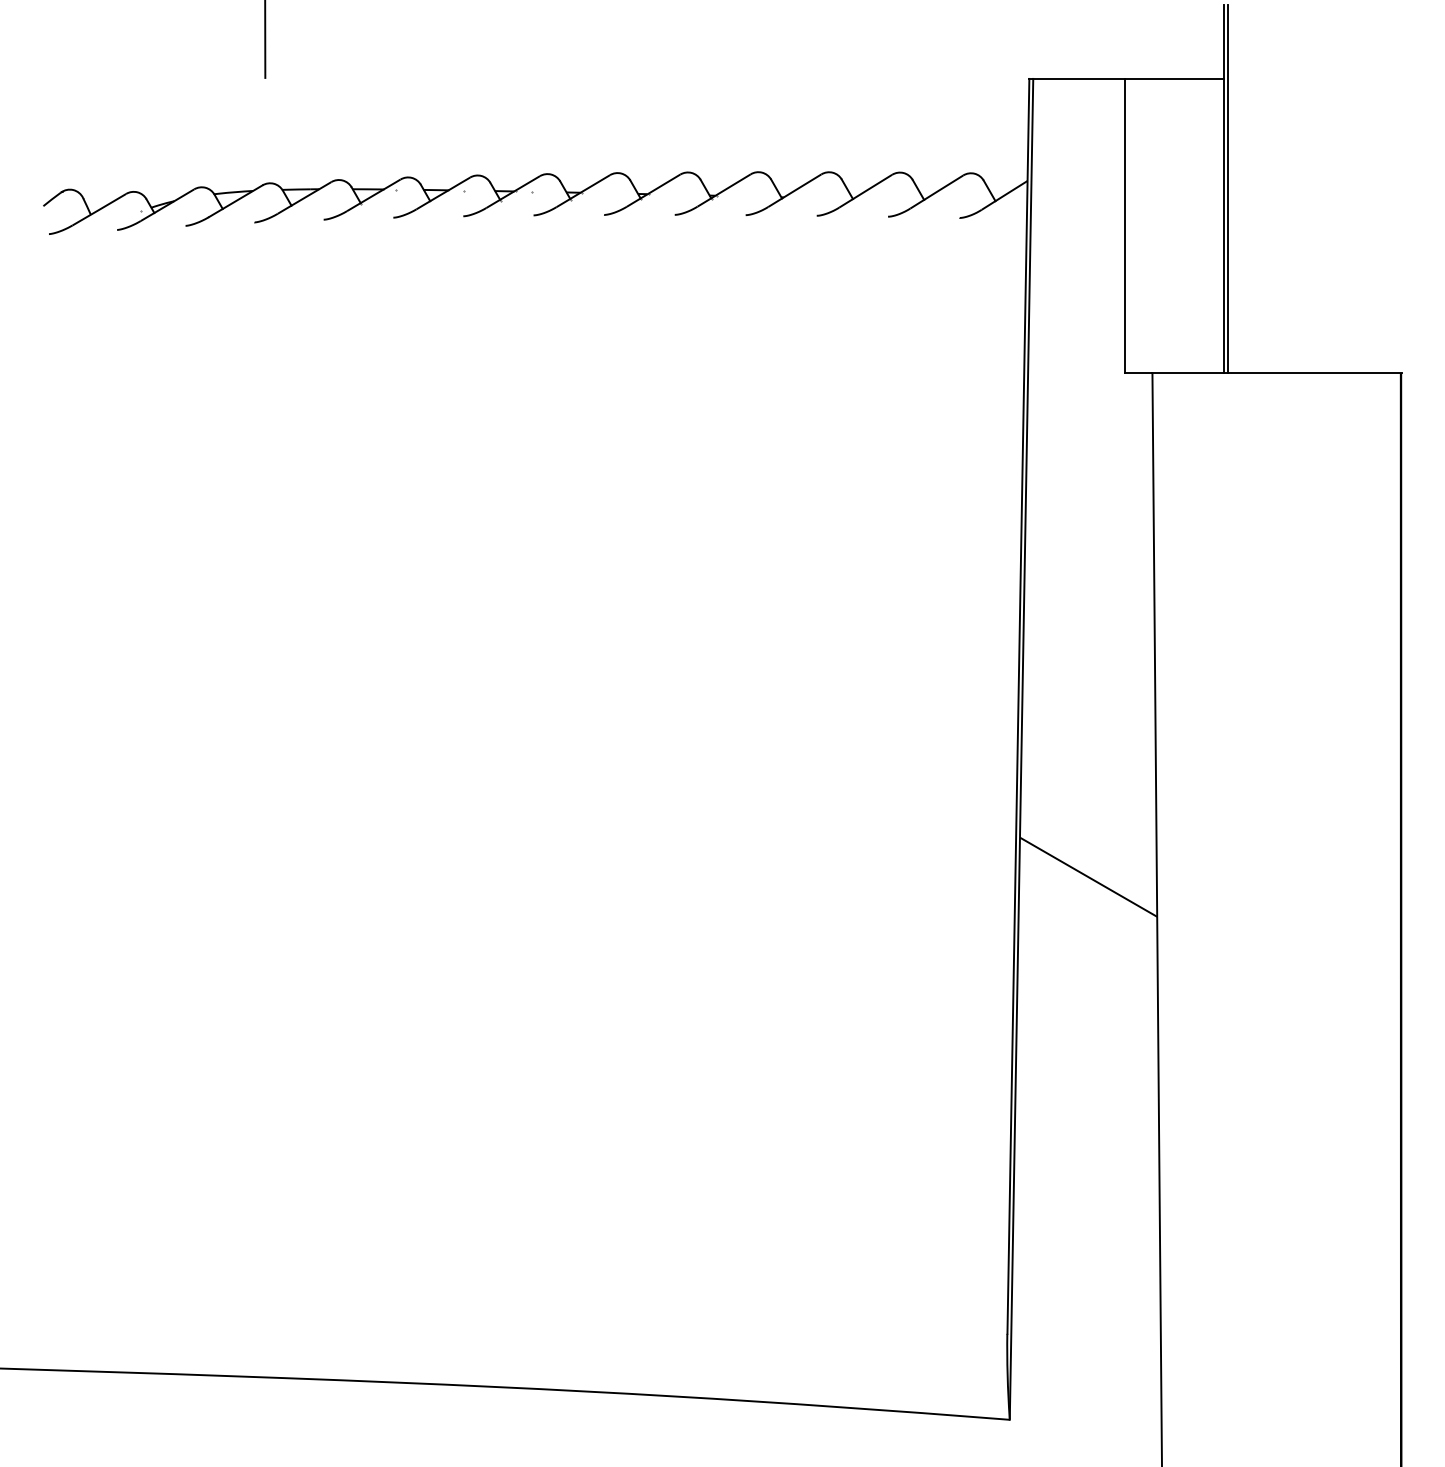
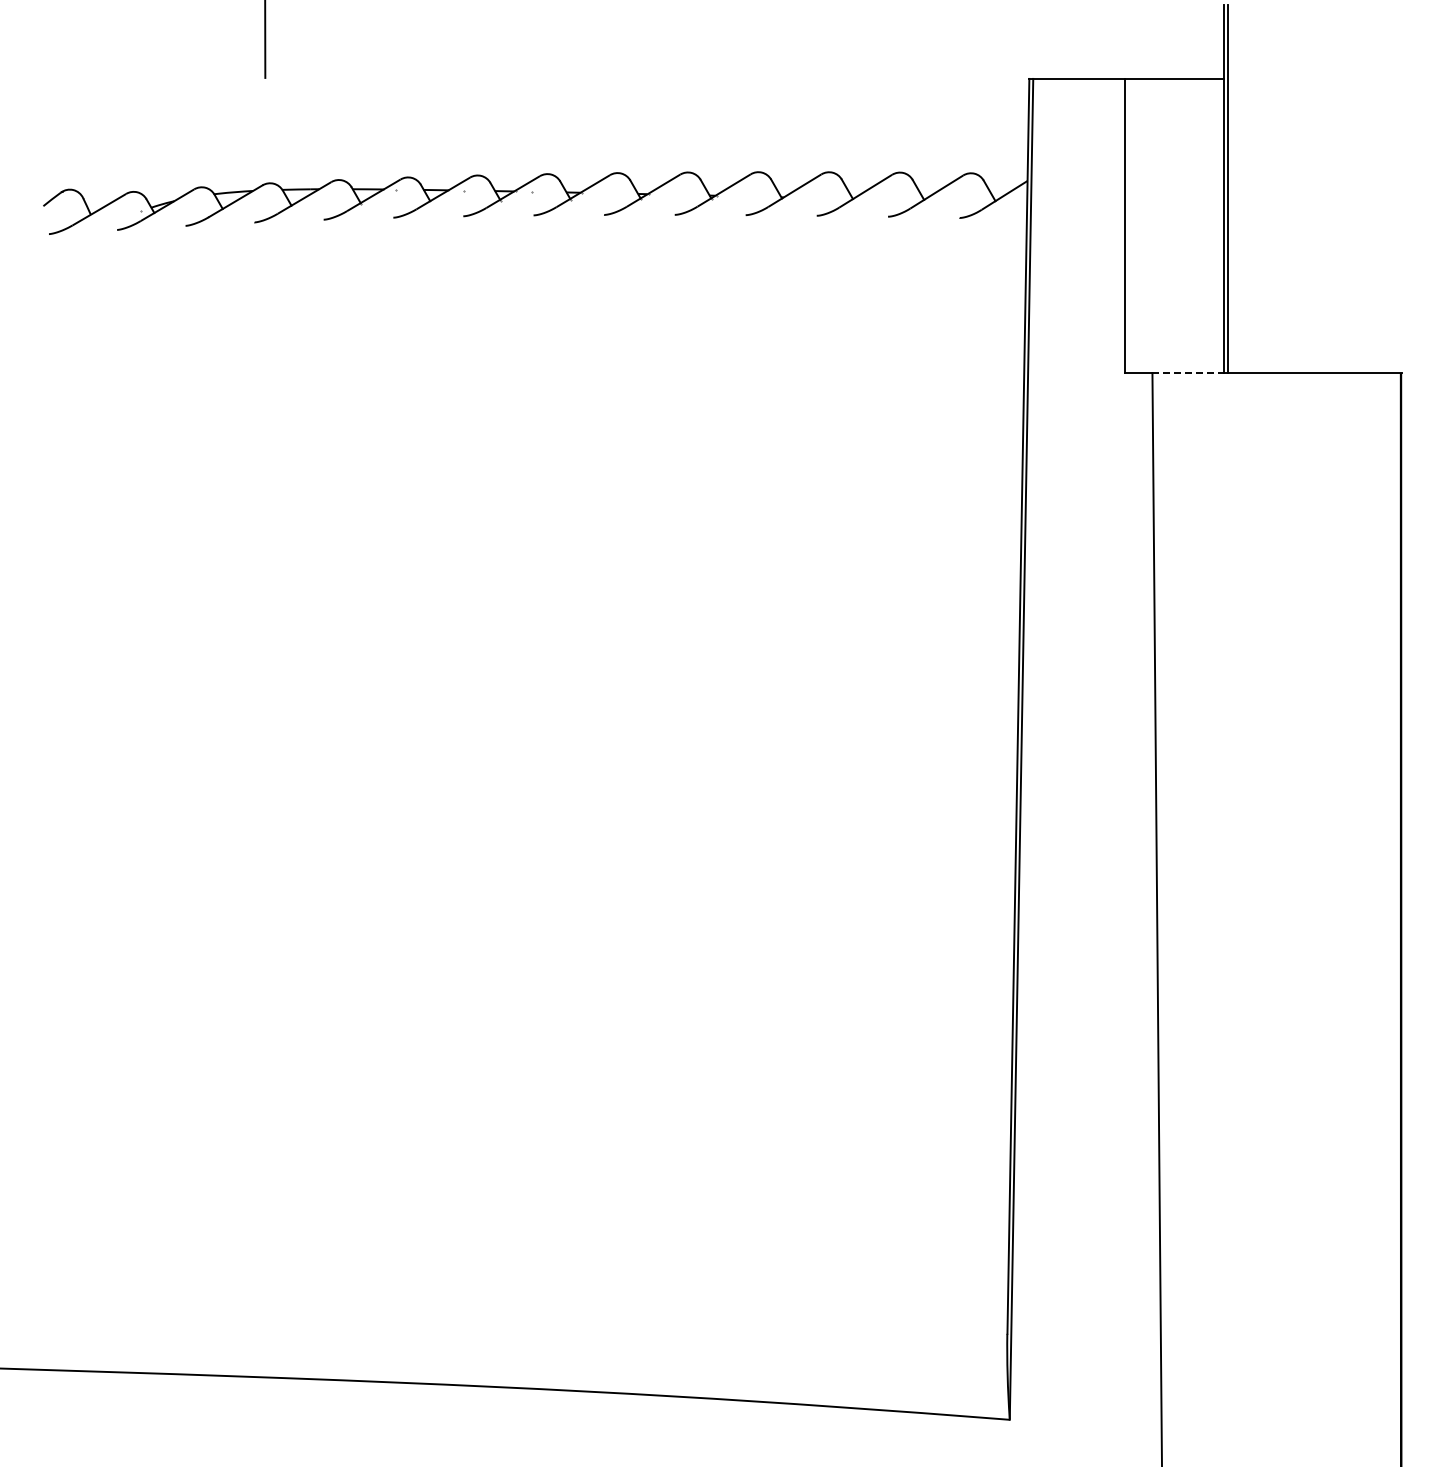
line: solid -> dashed (1188, 373)
hatch: present -> none (1088, 876)
